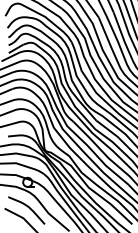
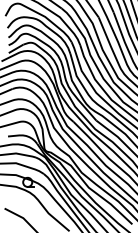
curve: present -> none (28, 208)
